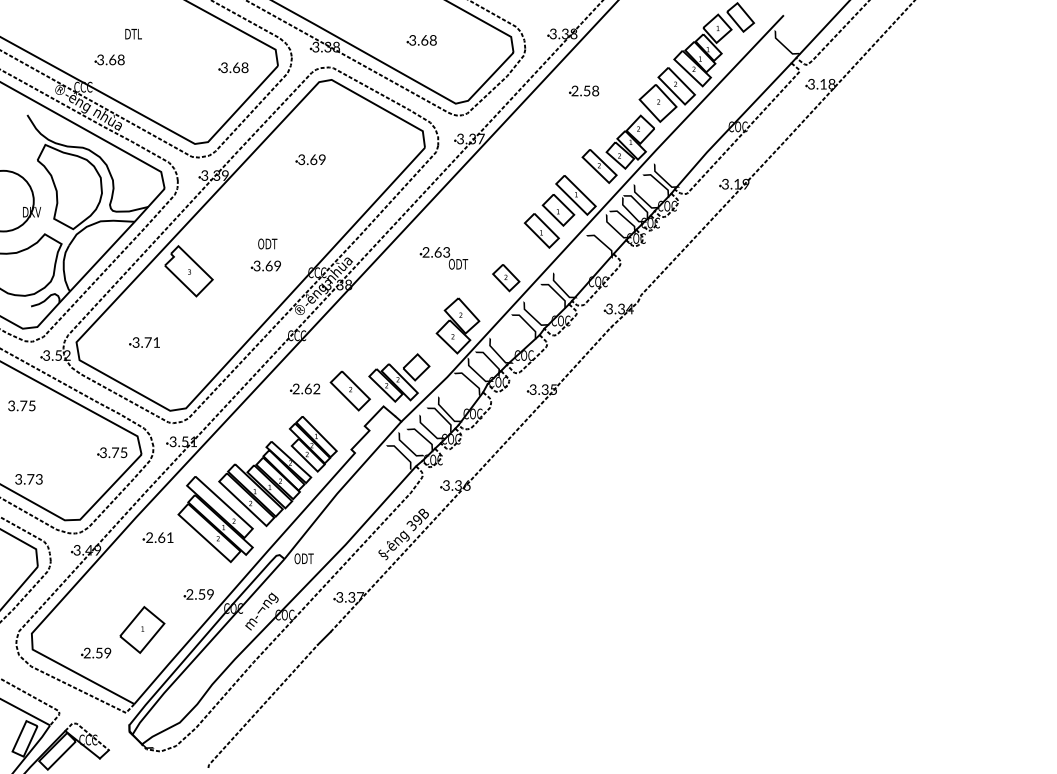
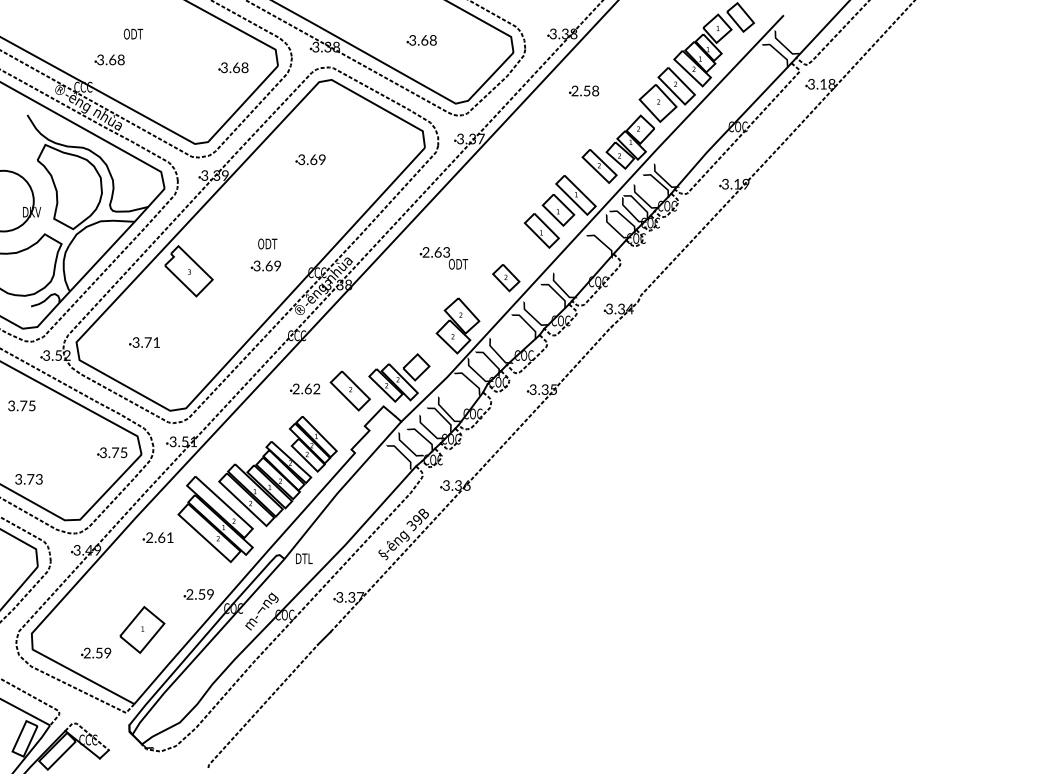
text: DTL -> ODT (133, 33)
fill: none -> present (774, 55)
text: ODT -> DTL (303, 558)
